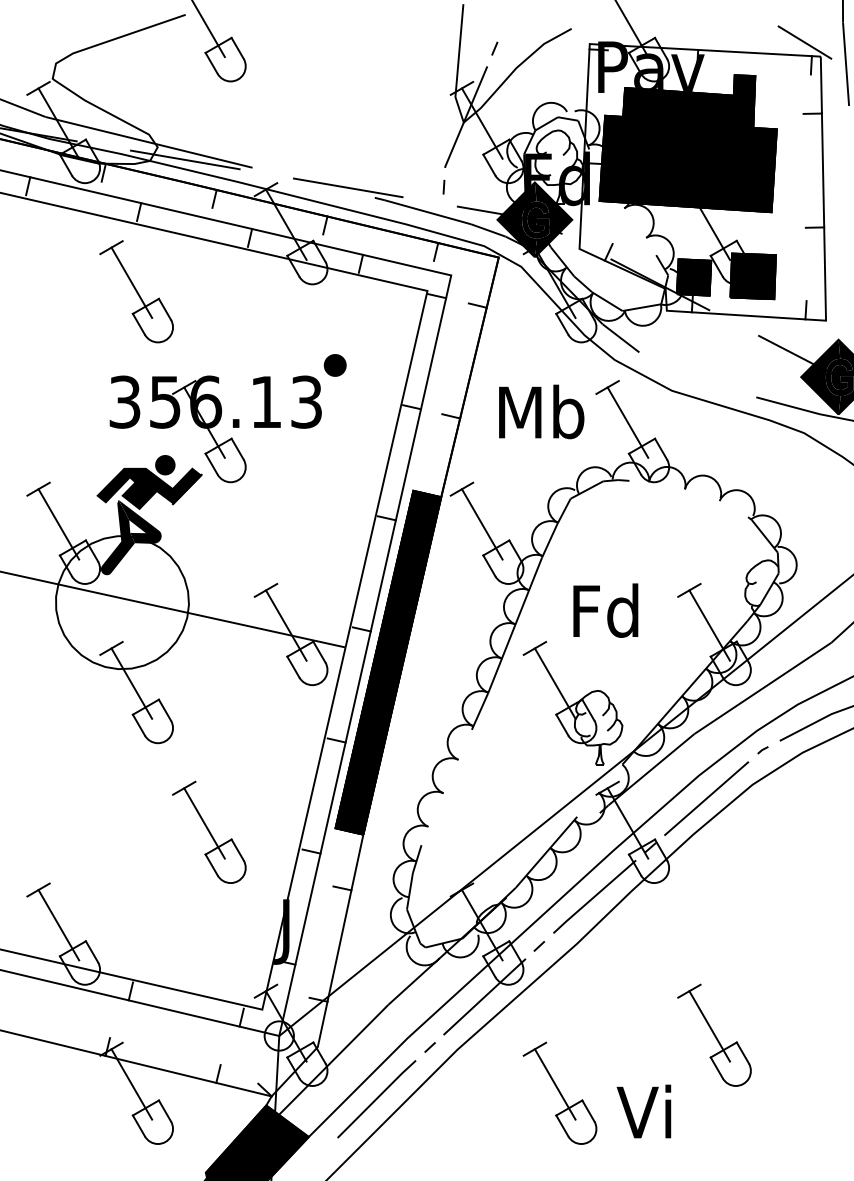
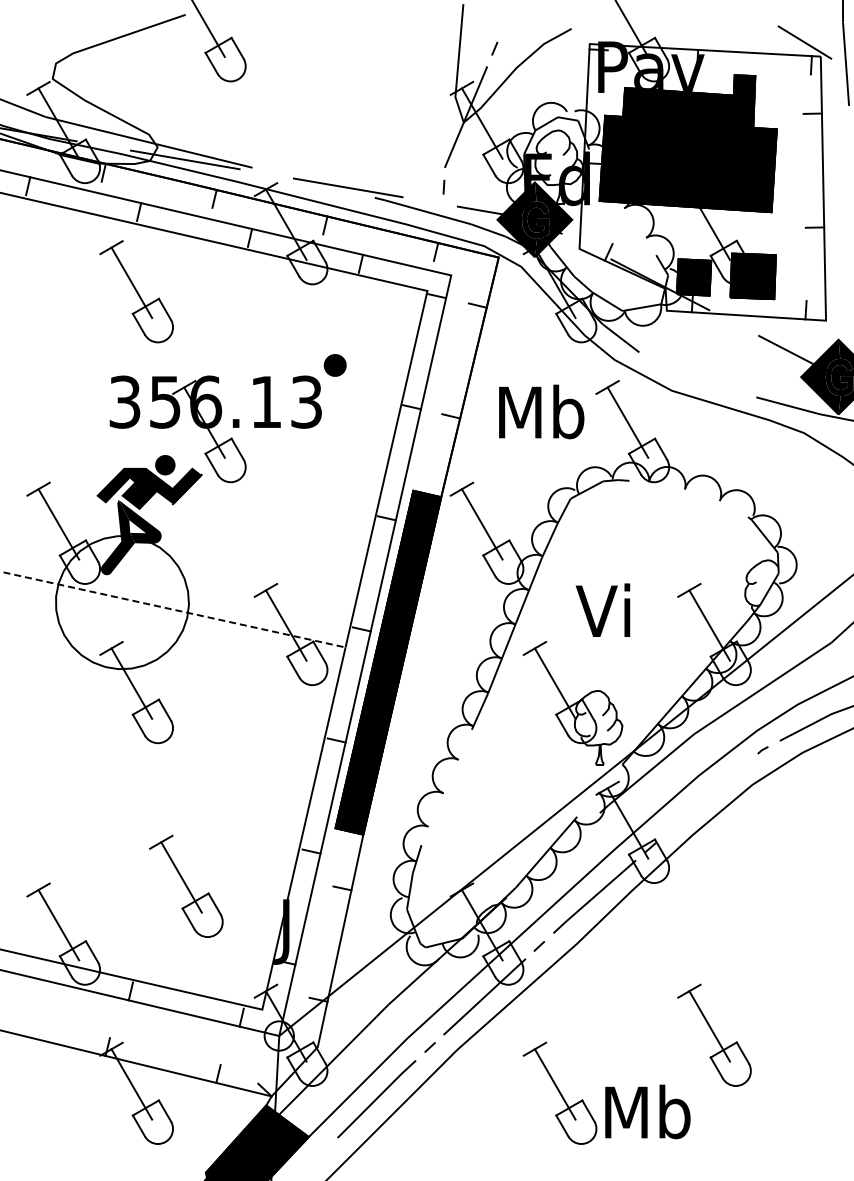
line: solid -> dashed (172, 609)
text: Fd -> Vi (605, 610)
line: present -> none (706, 798)
part position: (209, 831) -> (186, 885) (186, 885)
text: Vi -> Mb (647, 1111)
